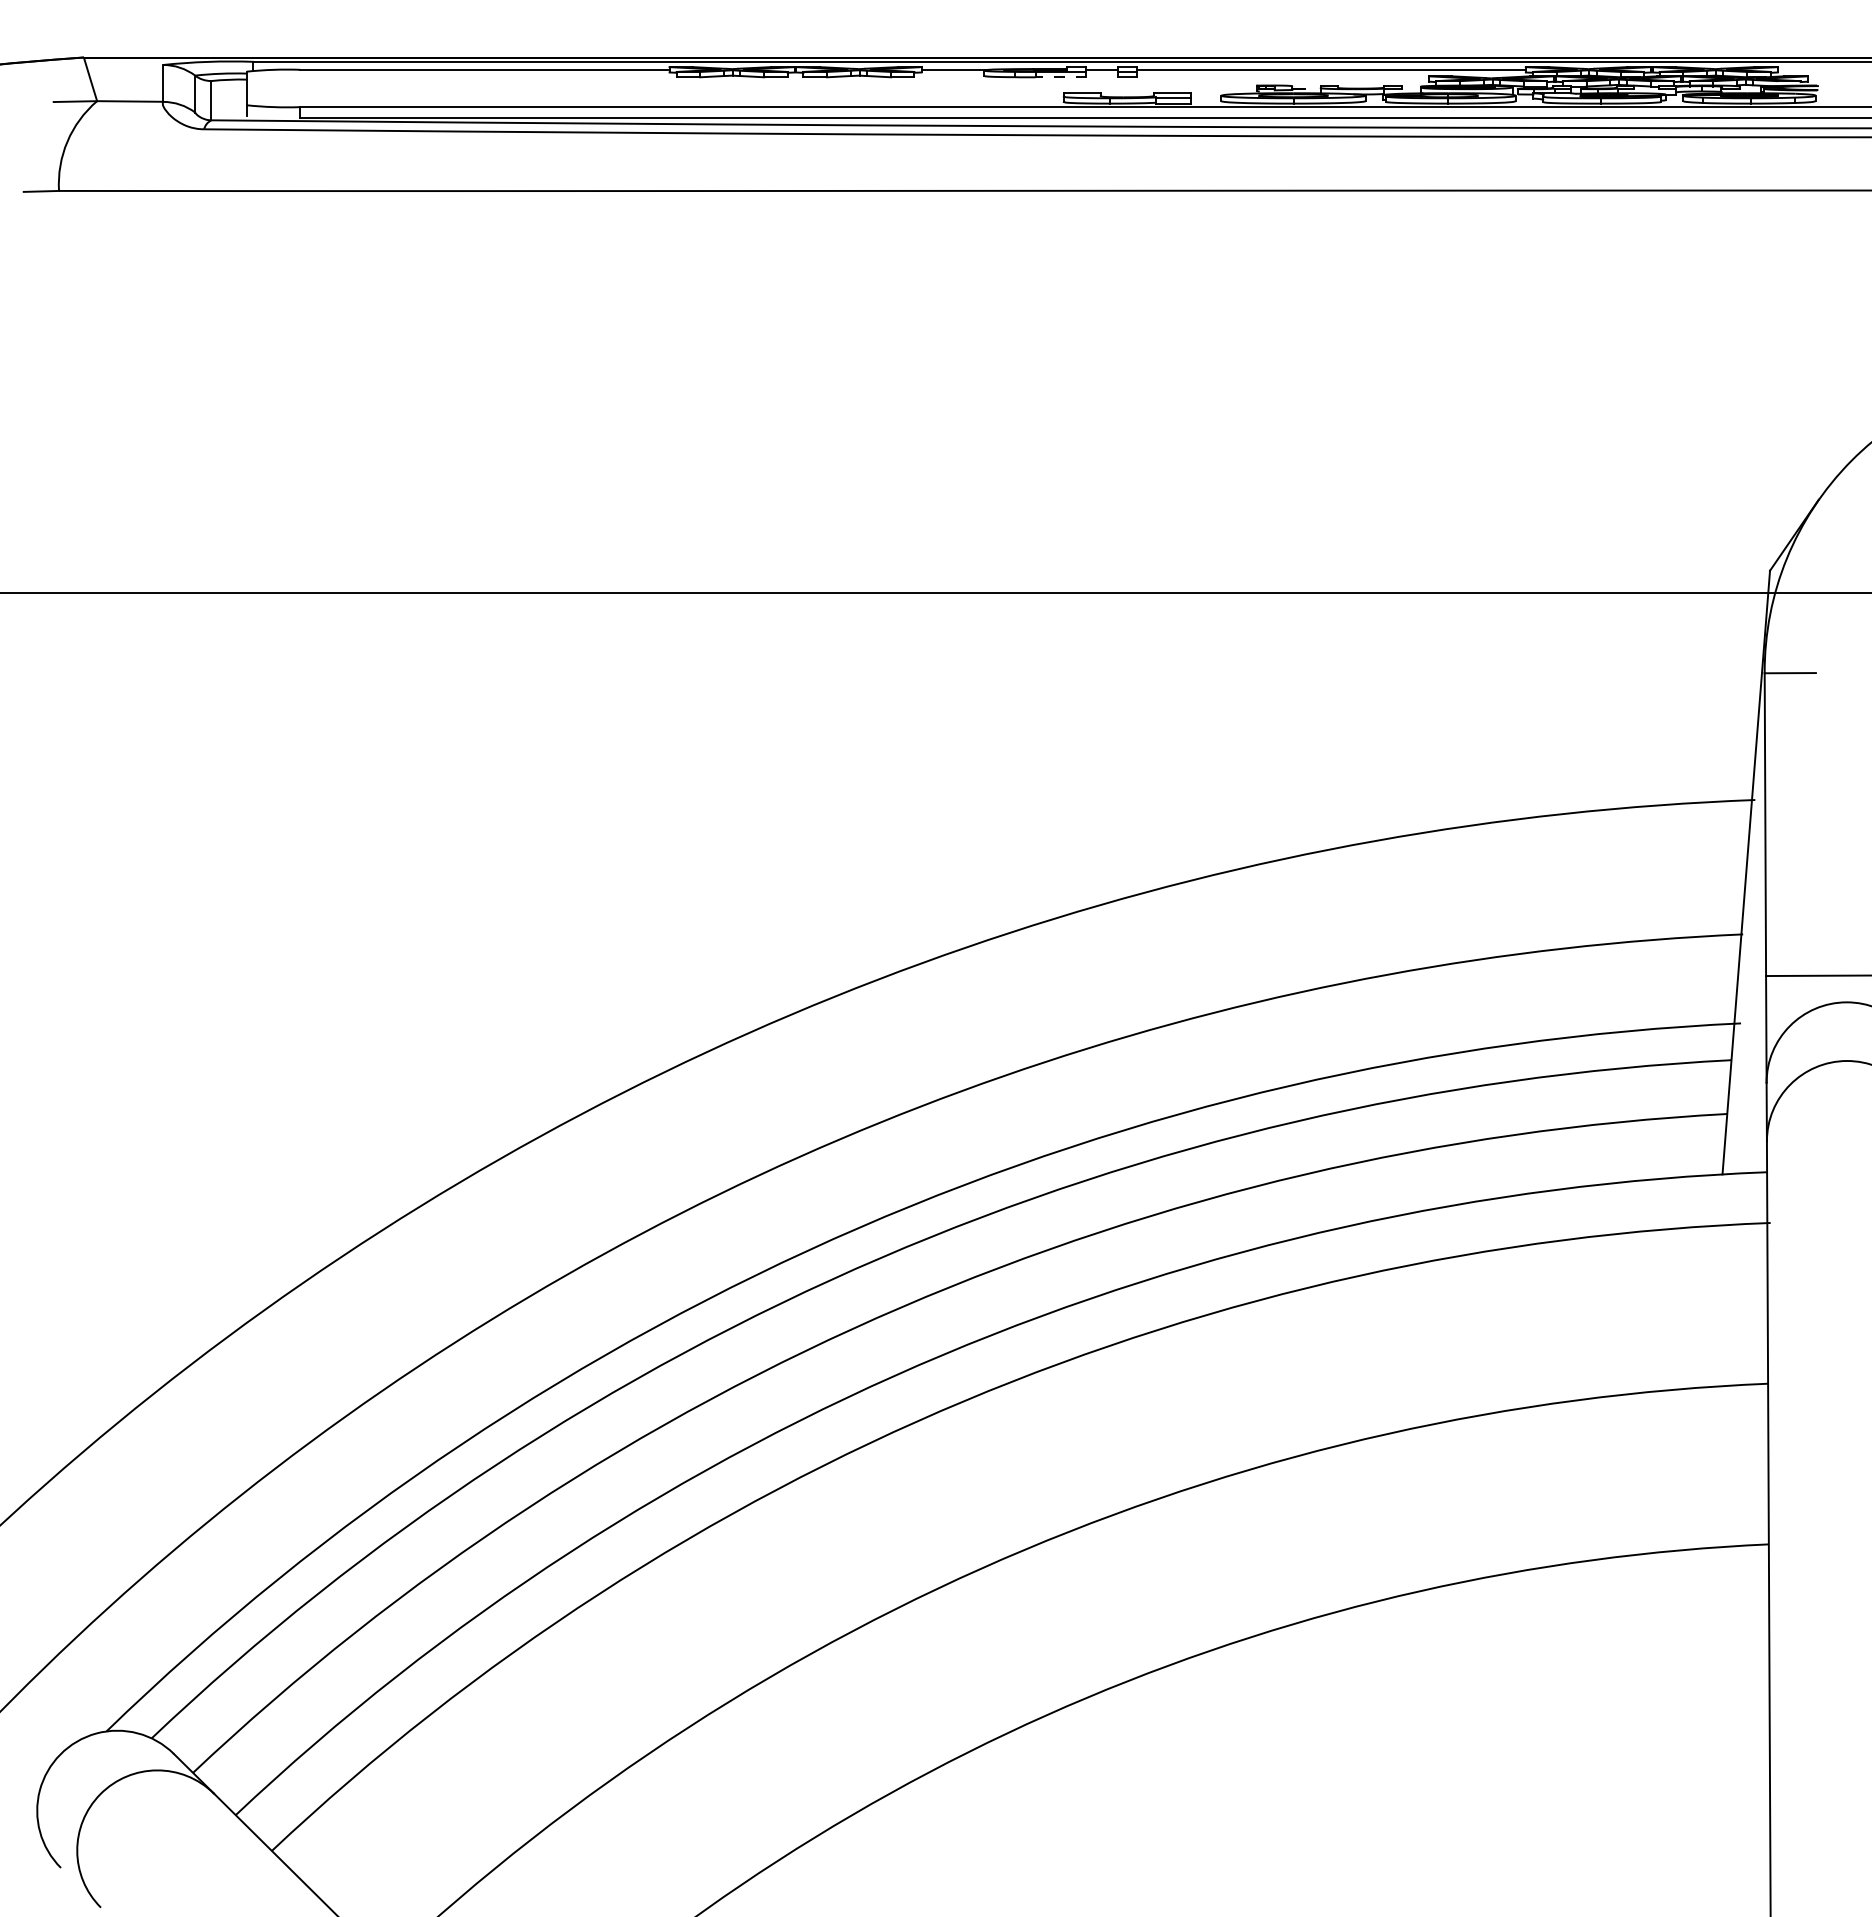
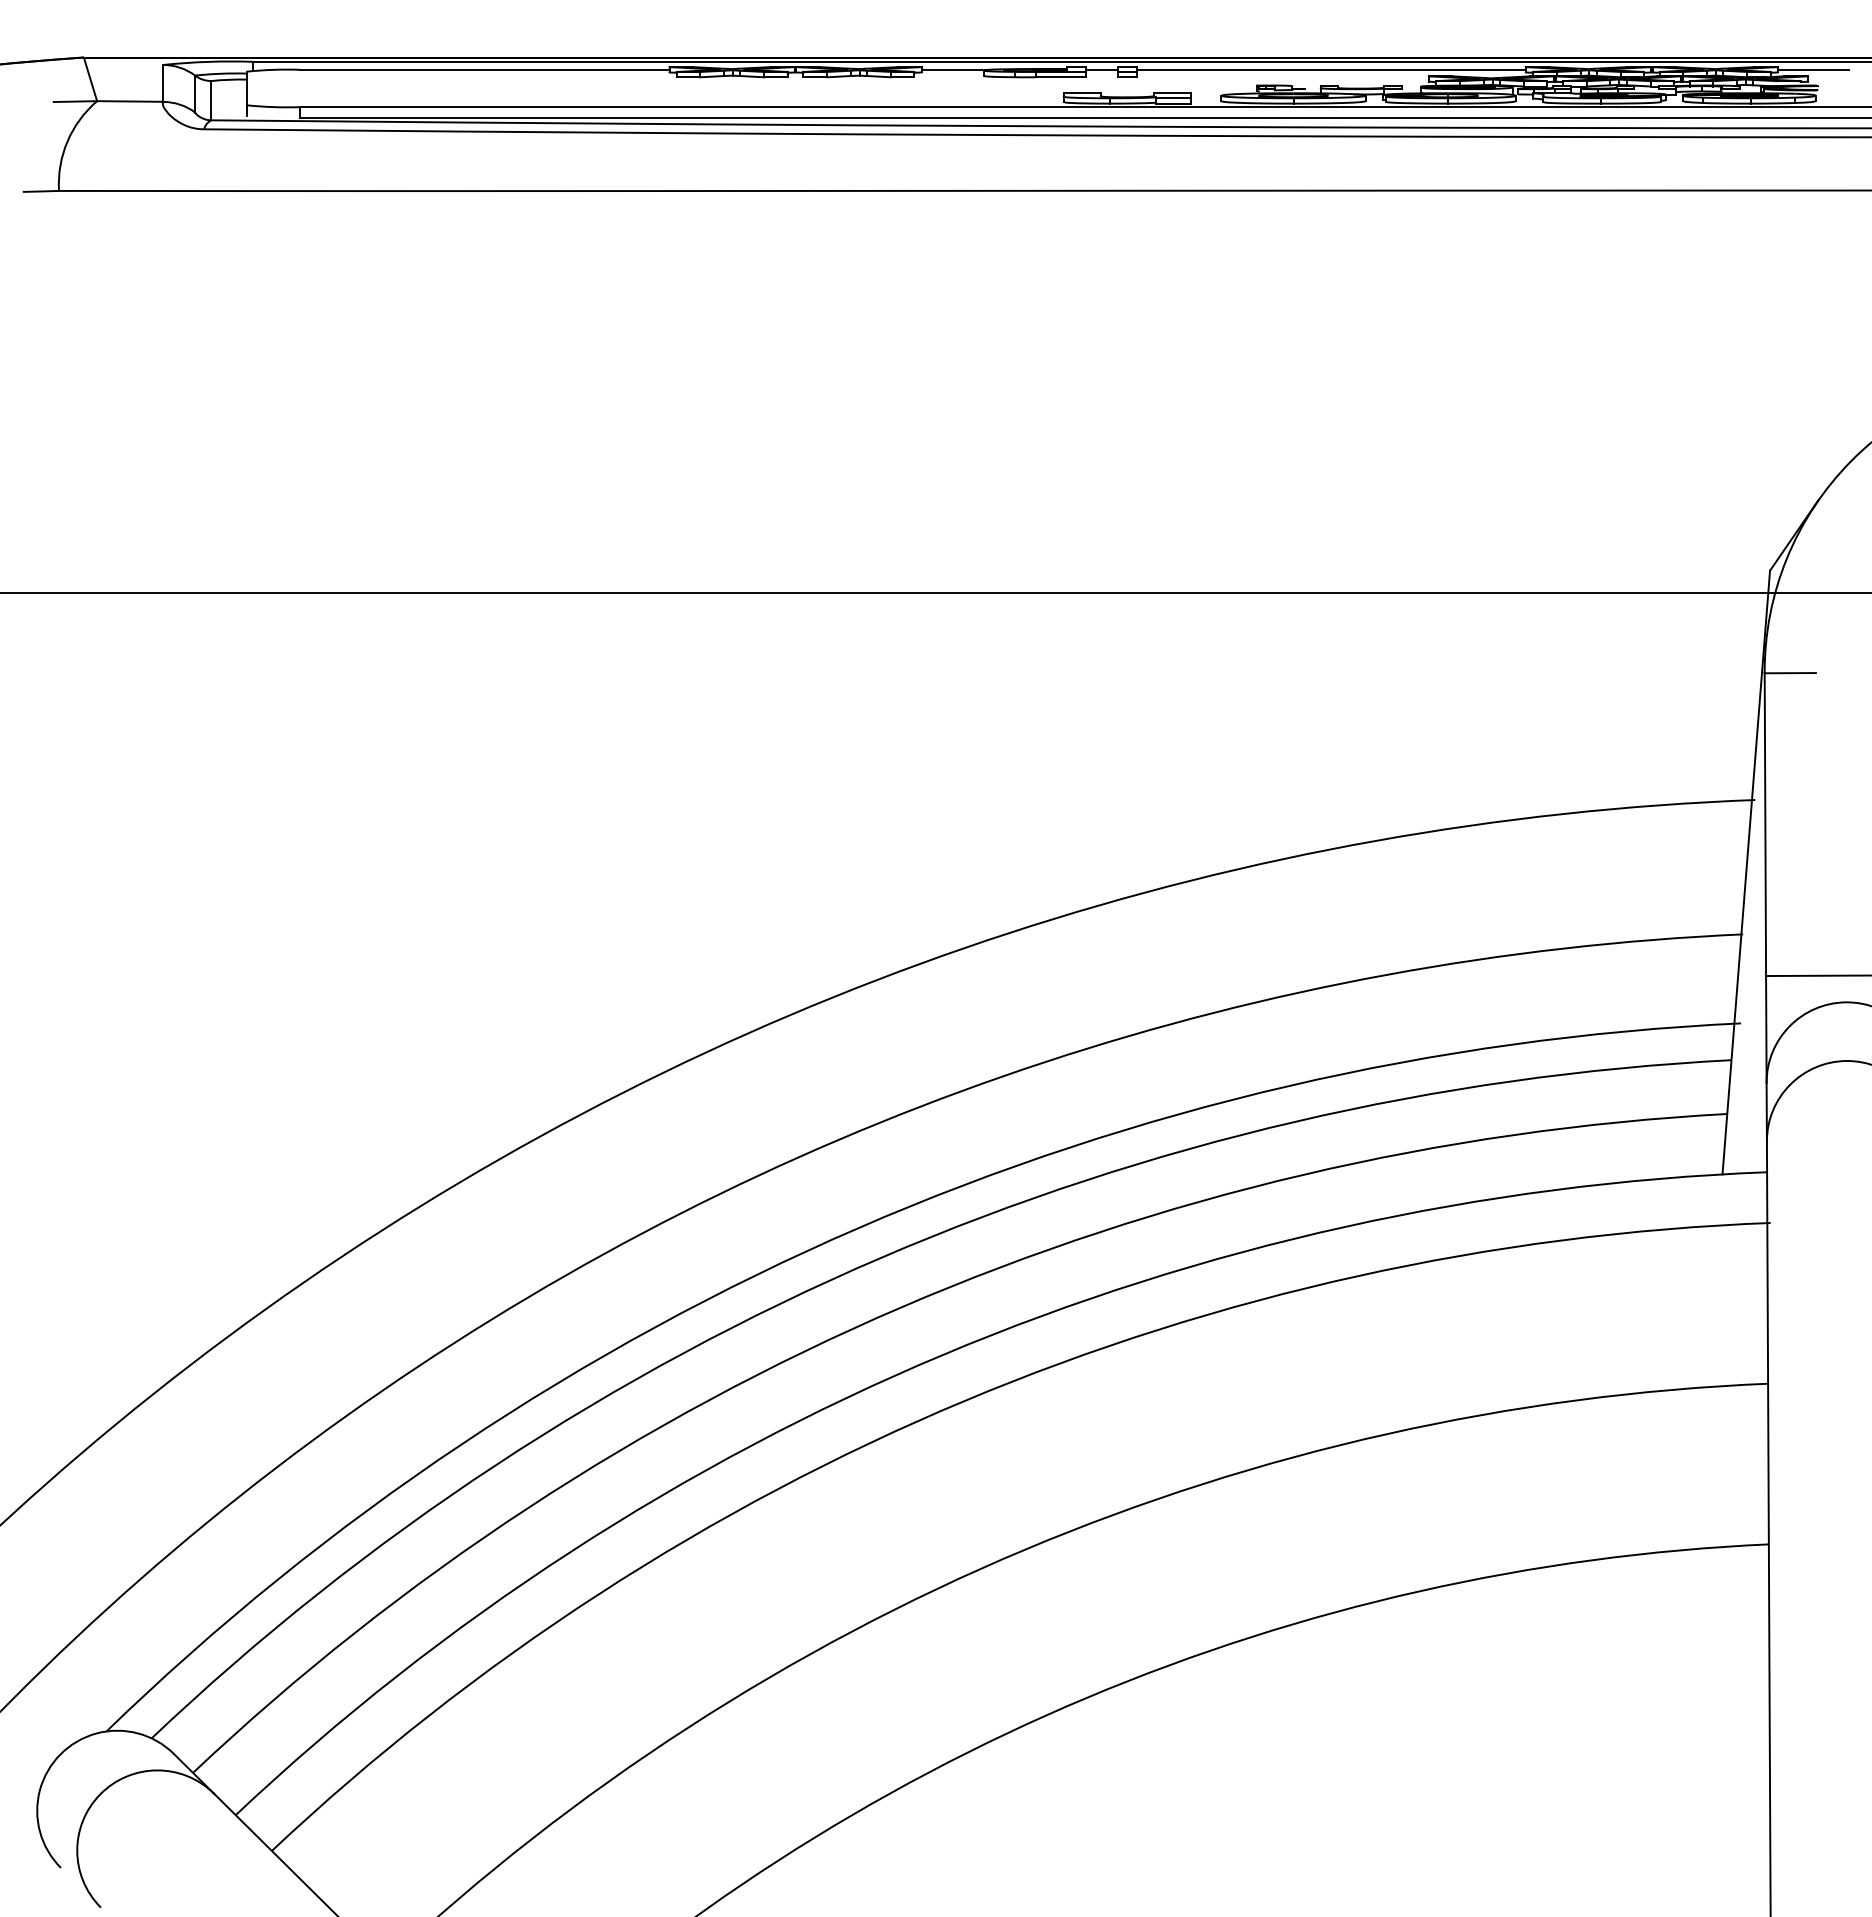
line: none -> present (1813, 69)
line: dashed -> solid (1060, 77)
